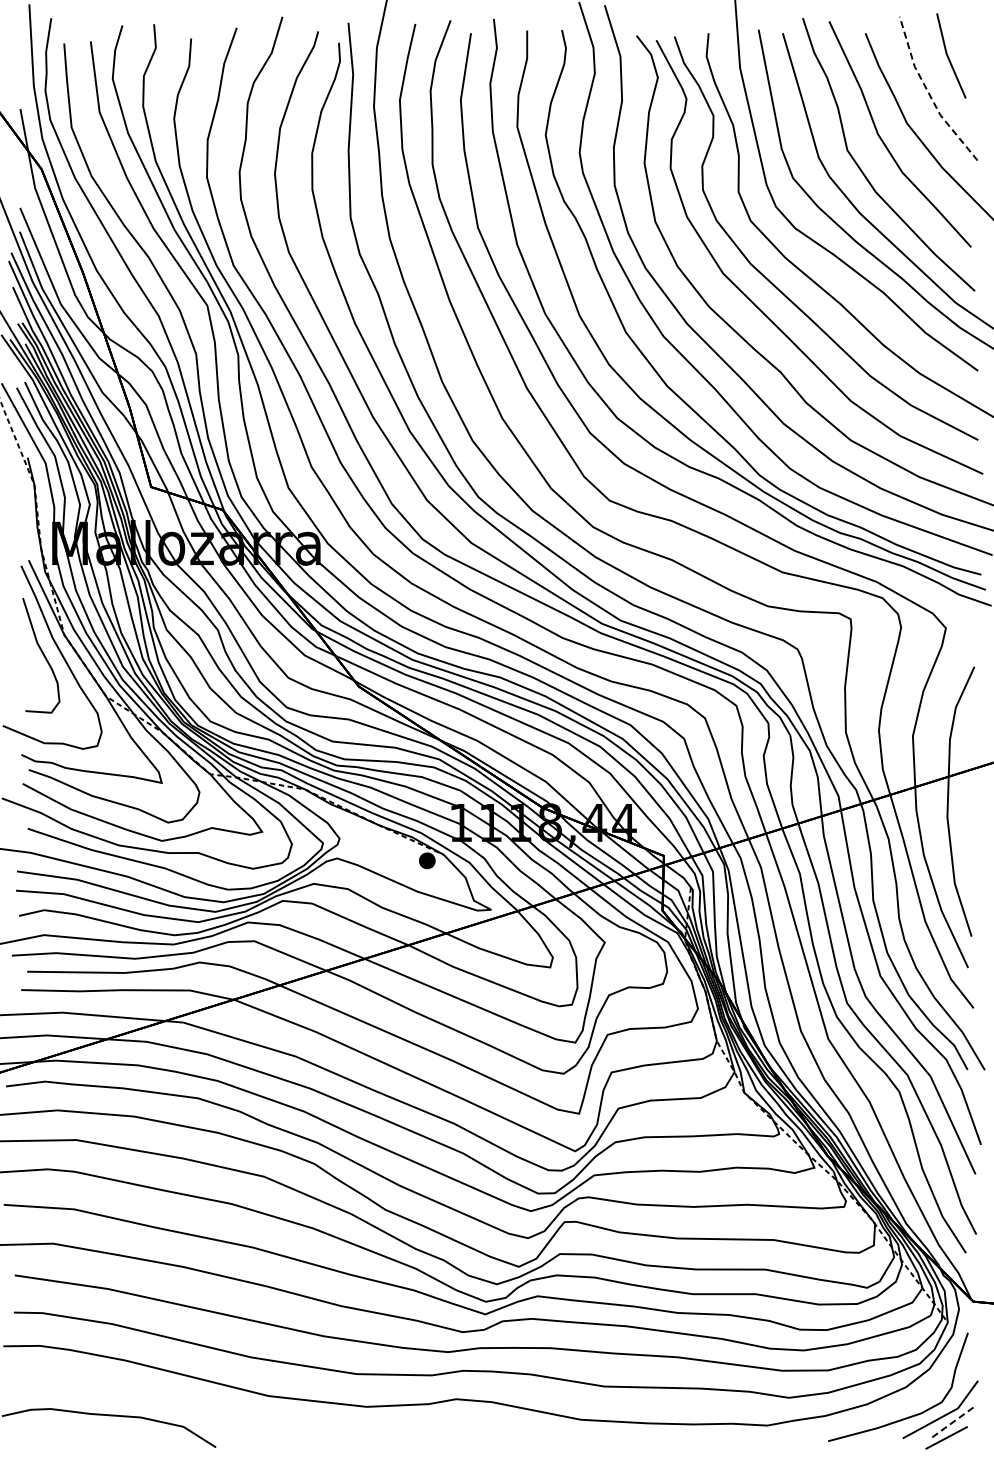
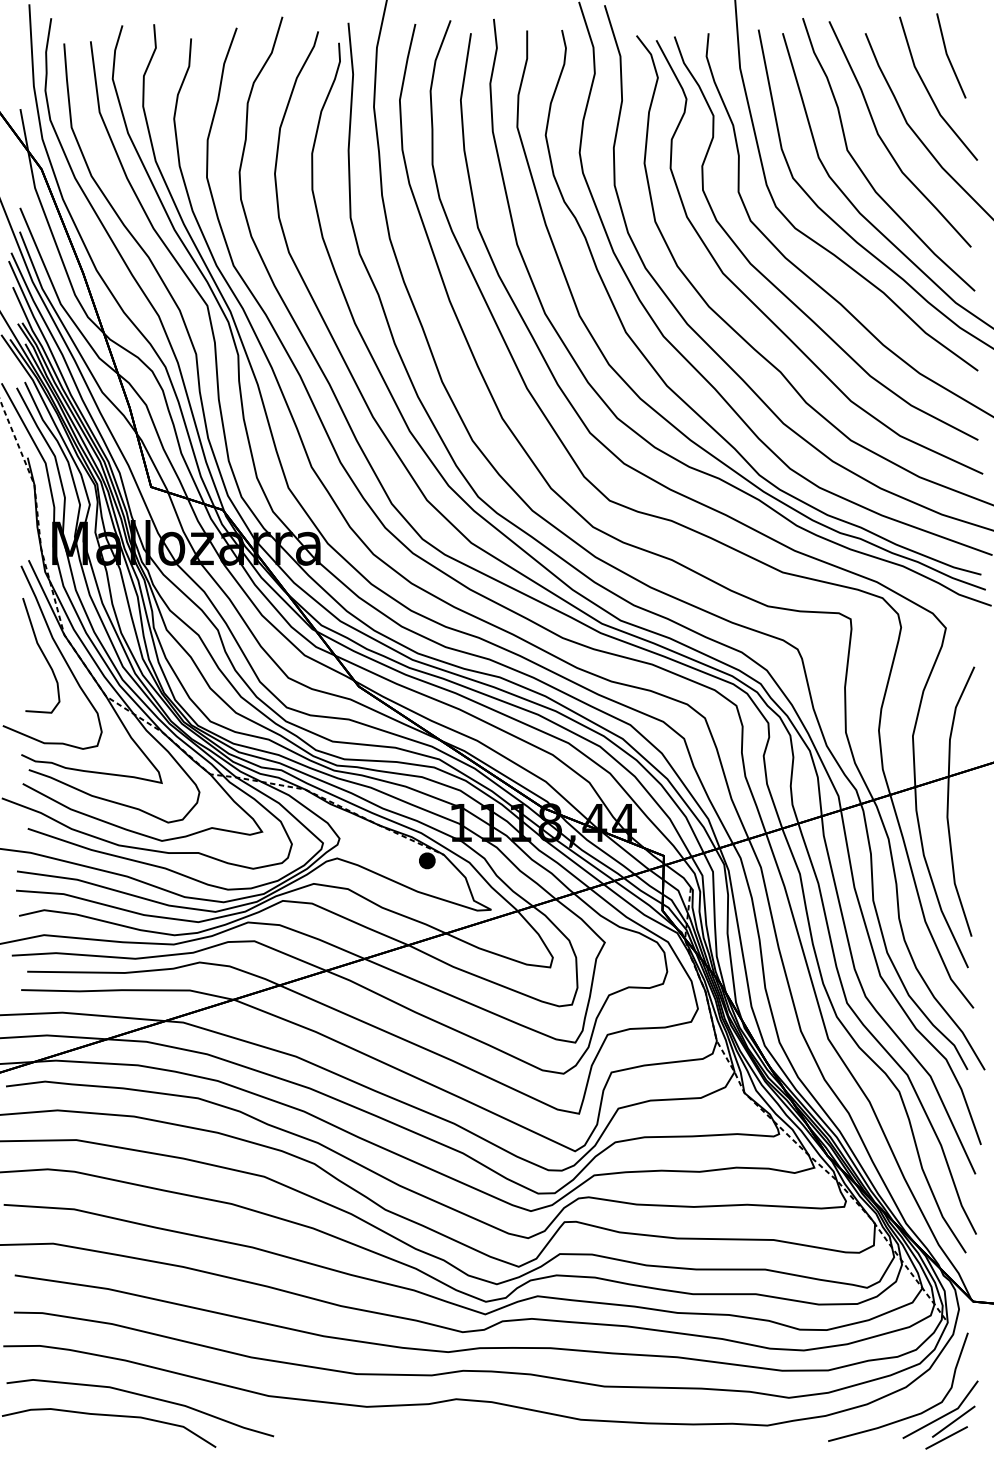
line: dashed -> solid (929, 93)
curve: none -> present (141, 1396)
line: dashed -> solid (953, 1421)
